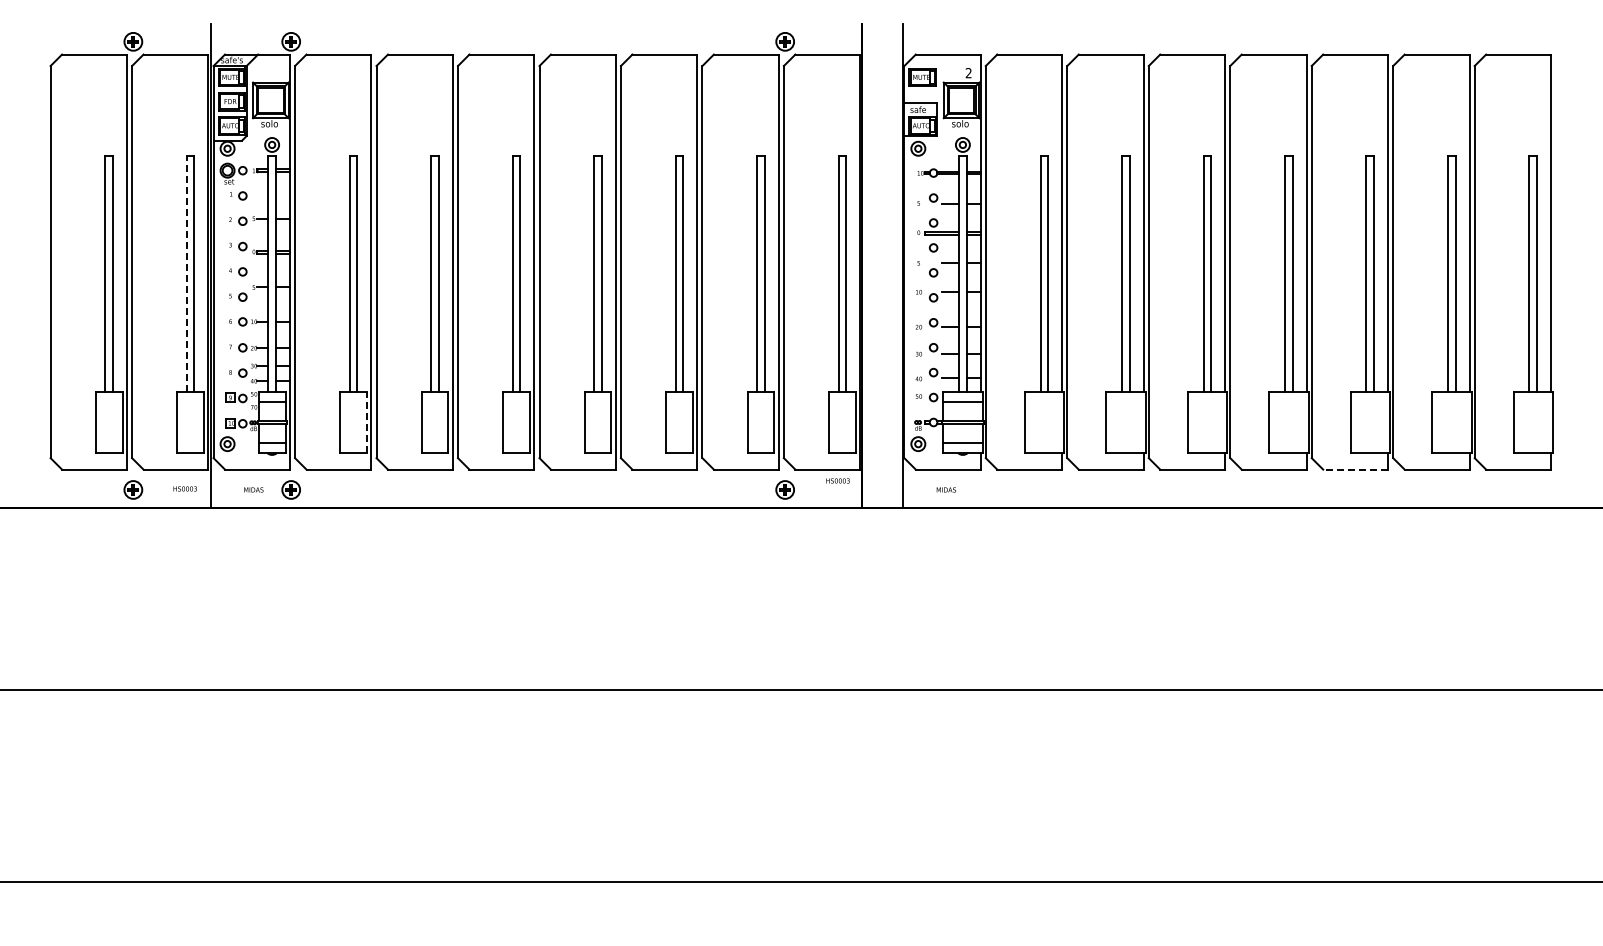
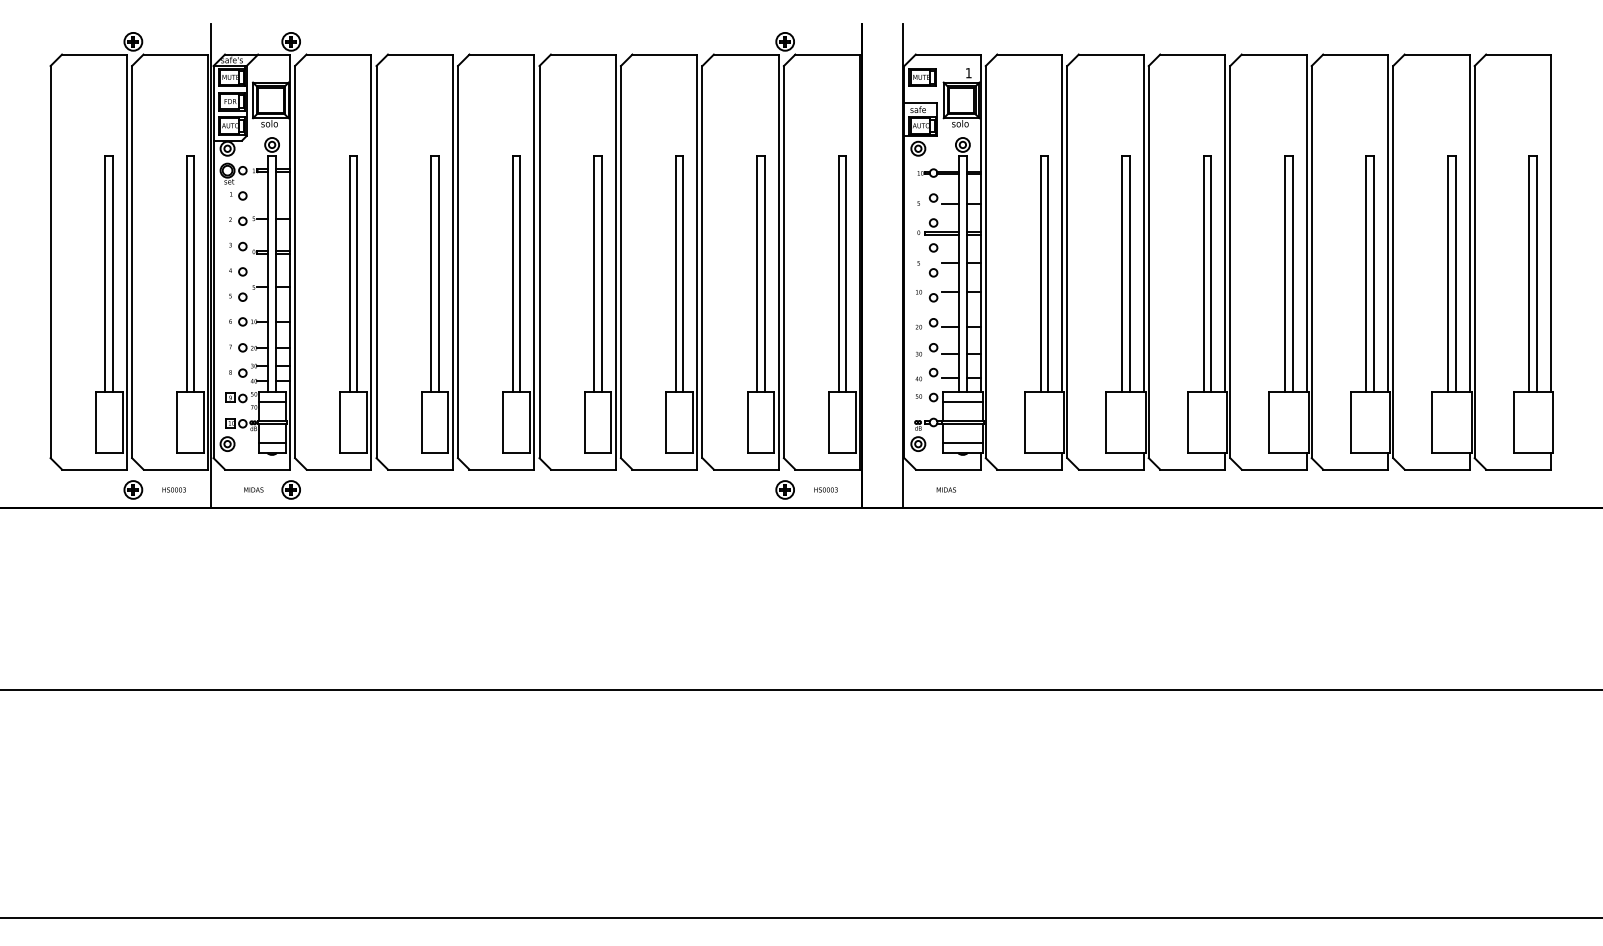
text: 2 -> 1 (968, 73)
line: dashed -> solid (186, 274)
line: dashed -> solid (366, 422)
line: dashed -> solid (1355, 469)
text position: (837, 480) -> (825, 489) (825, 489)
text position: (184, 488) -> (173, 489) (173, 489)
line position: (800, 881) -> (800, 917) (800, 917)
